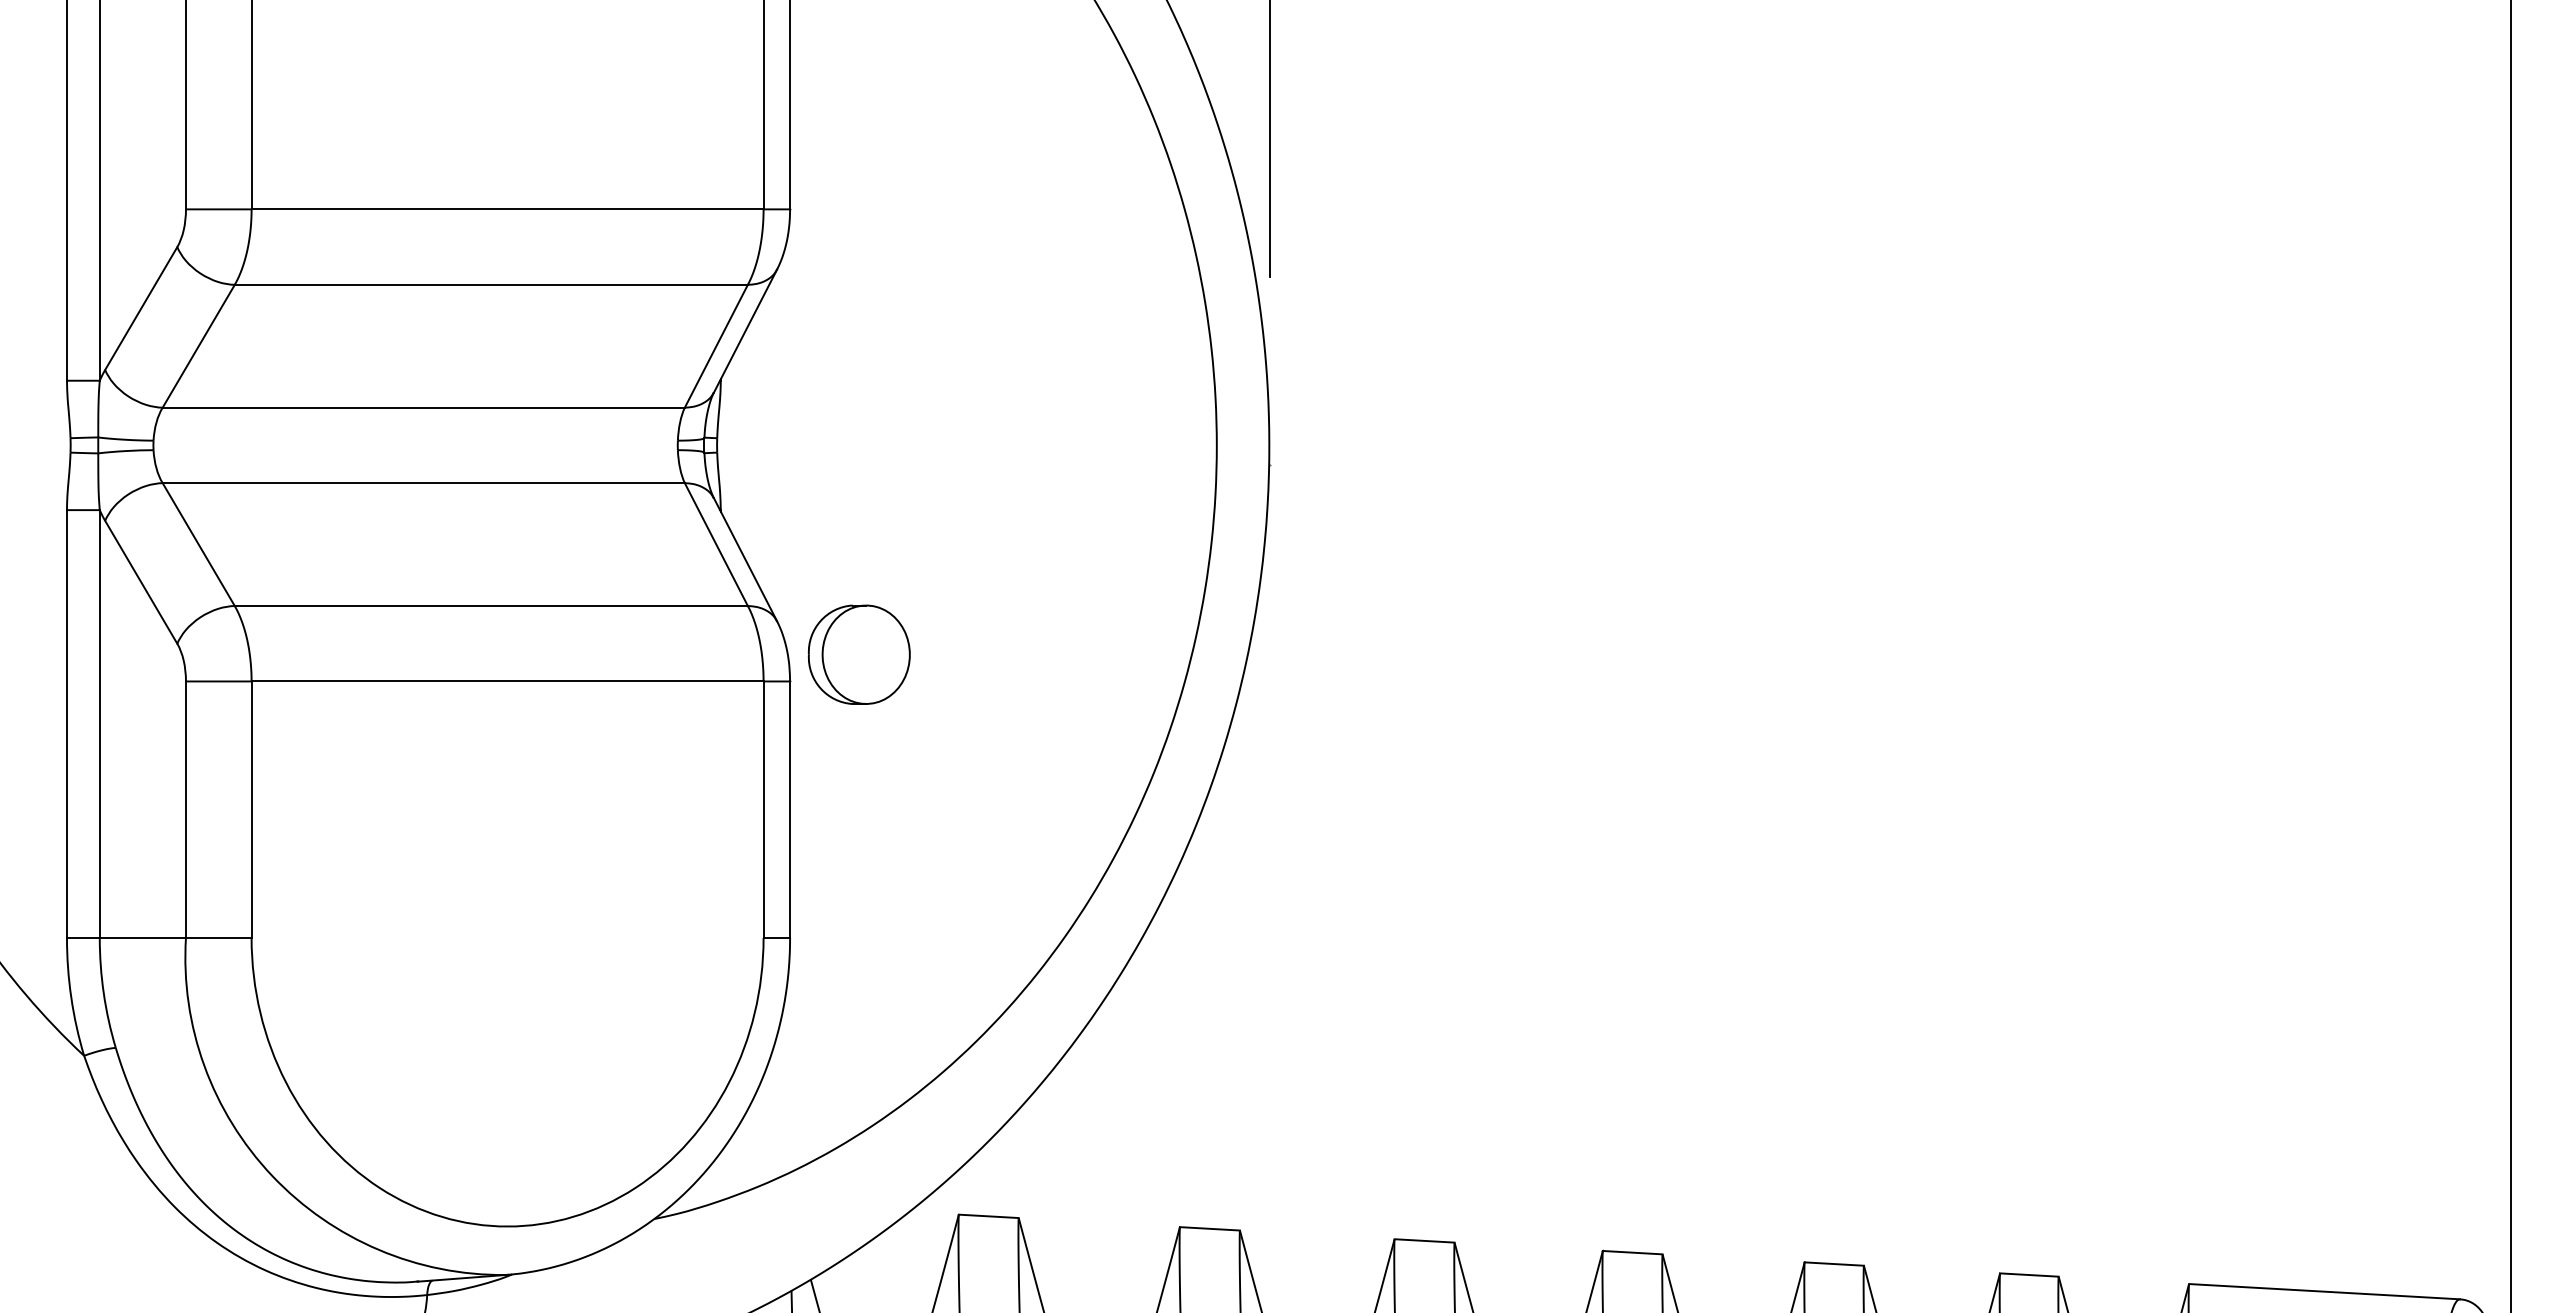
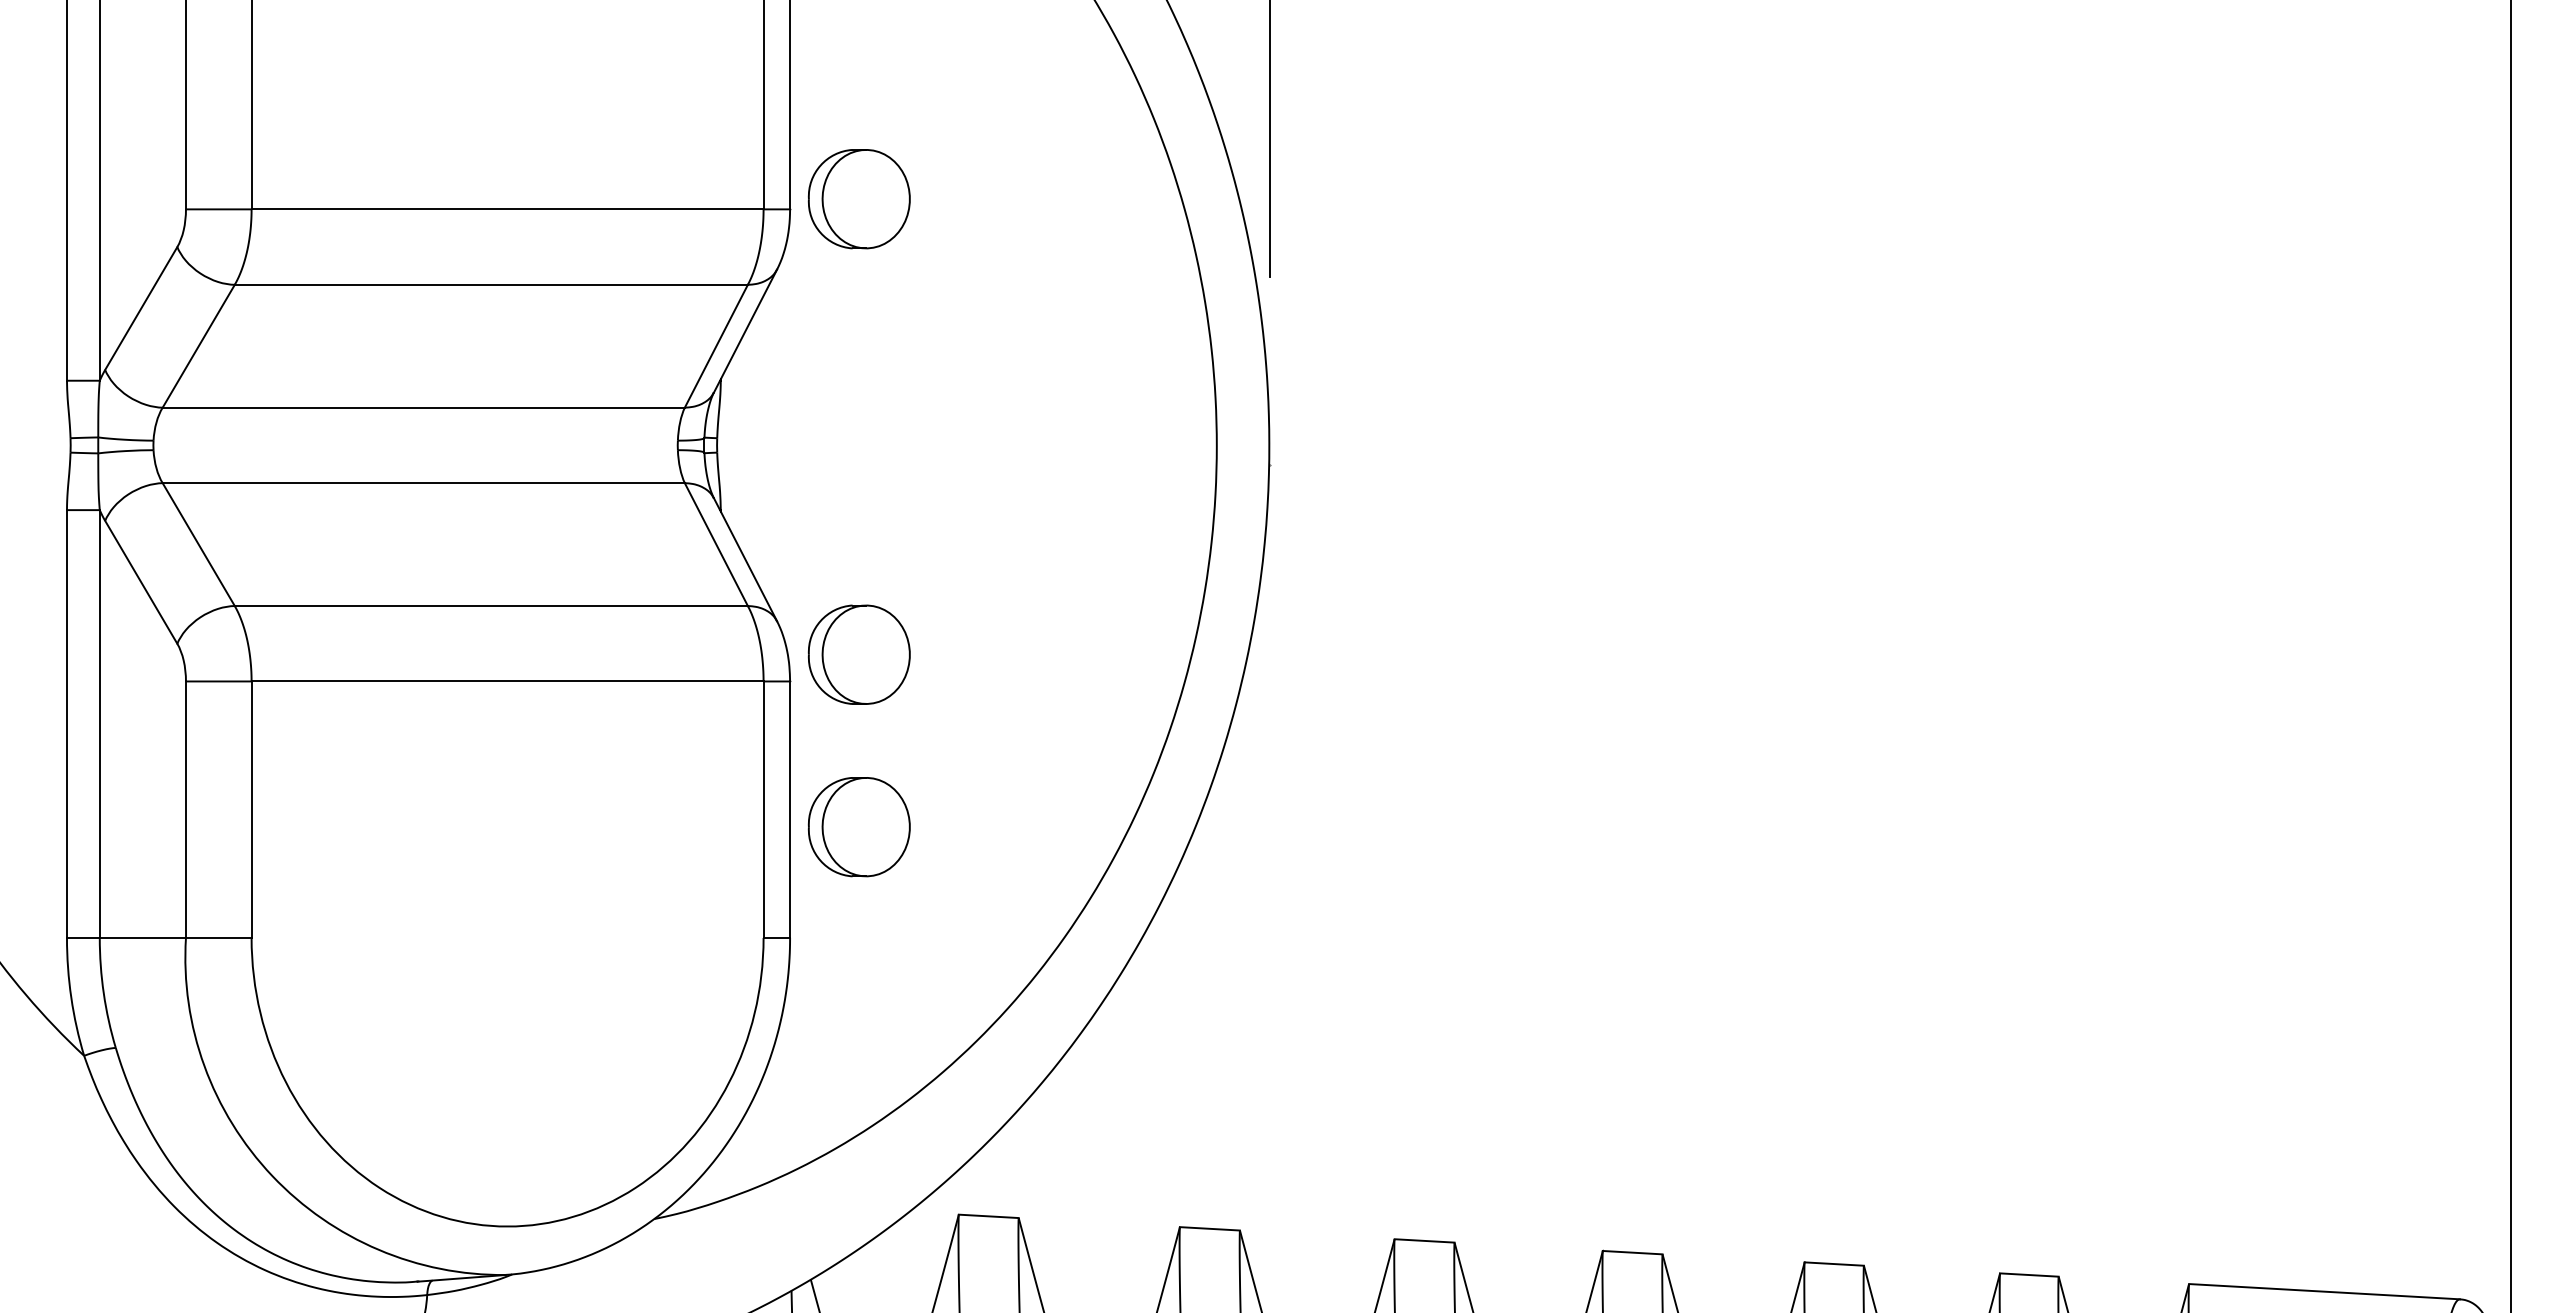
part: none -> present (858, 199)
part: none -> present (858, 827)
